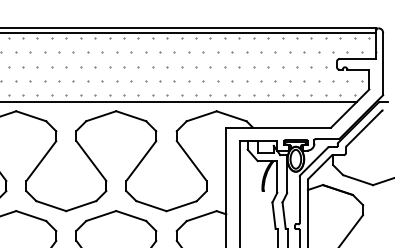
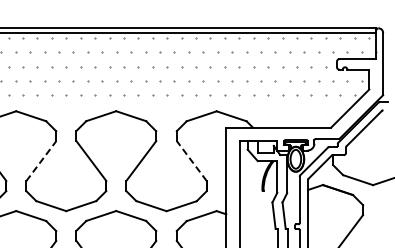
line: present -> none (179, 102)
line: solid -> dashed (41, 161)
line: solid -> dashed (191, 161)
